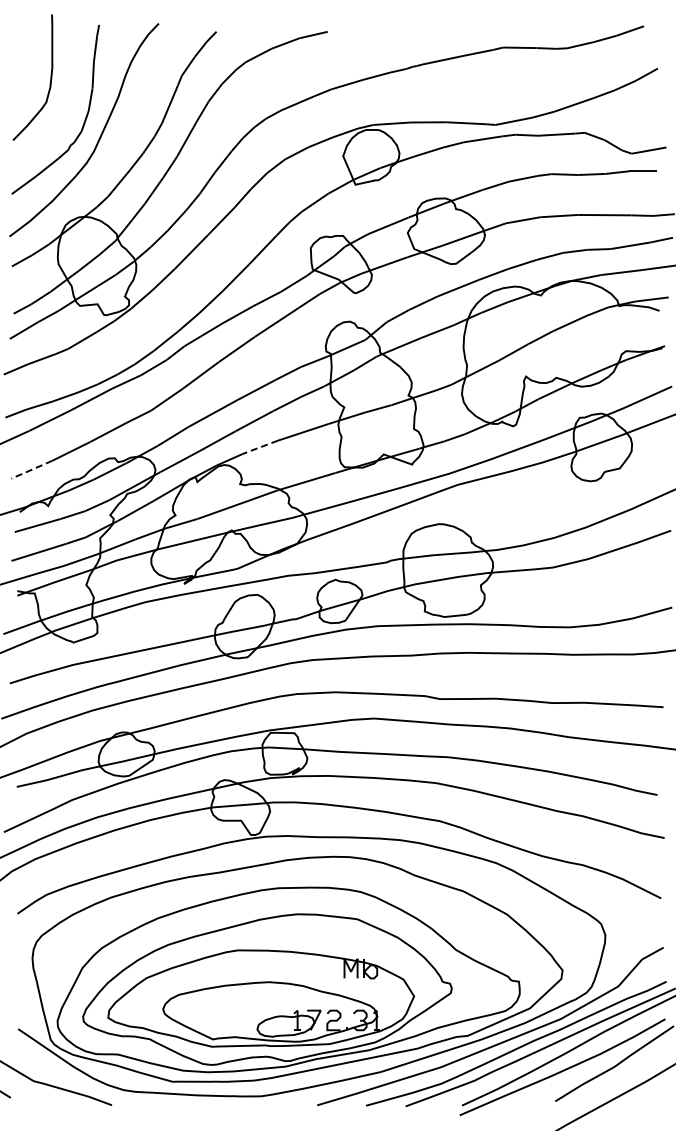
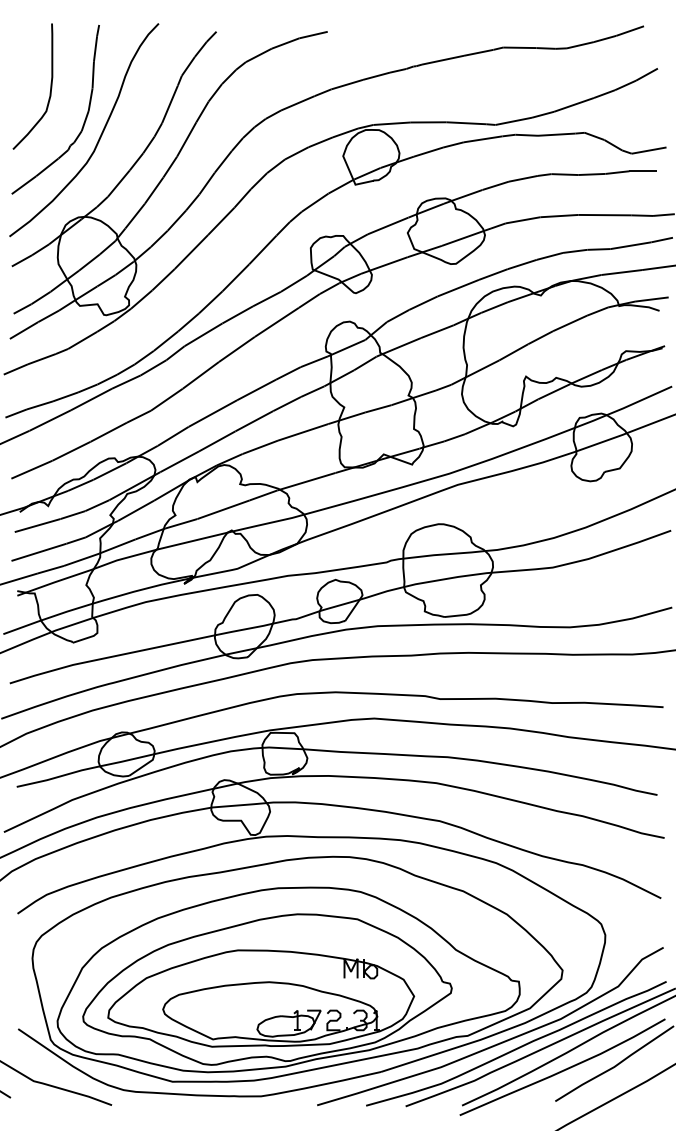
curve position: (50, 77) -> (50, 86) (50, 86)
line: dashed -> solid (260, 447)
line: dashed -> solid (31, 469)
